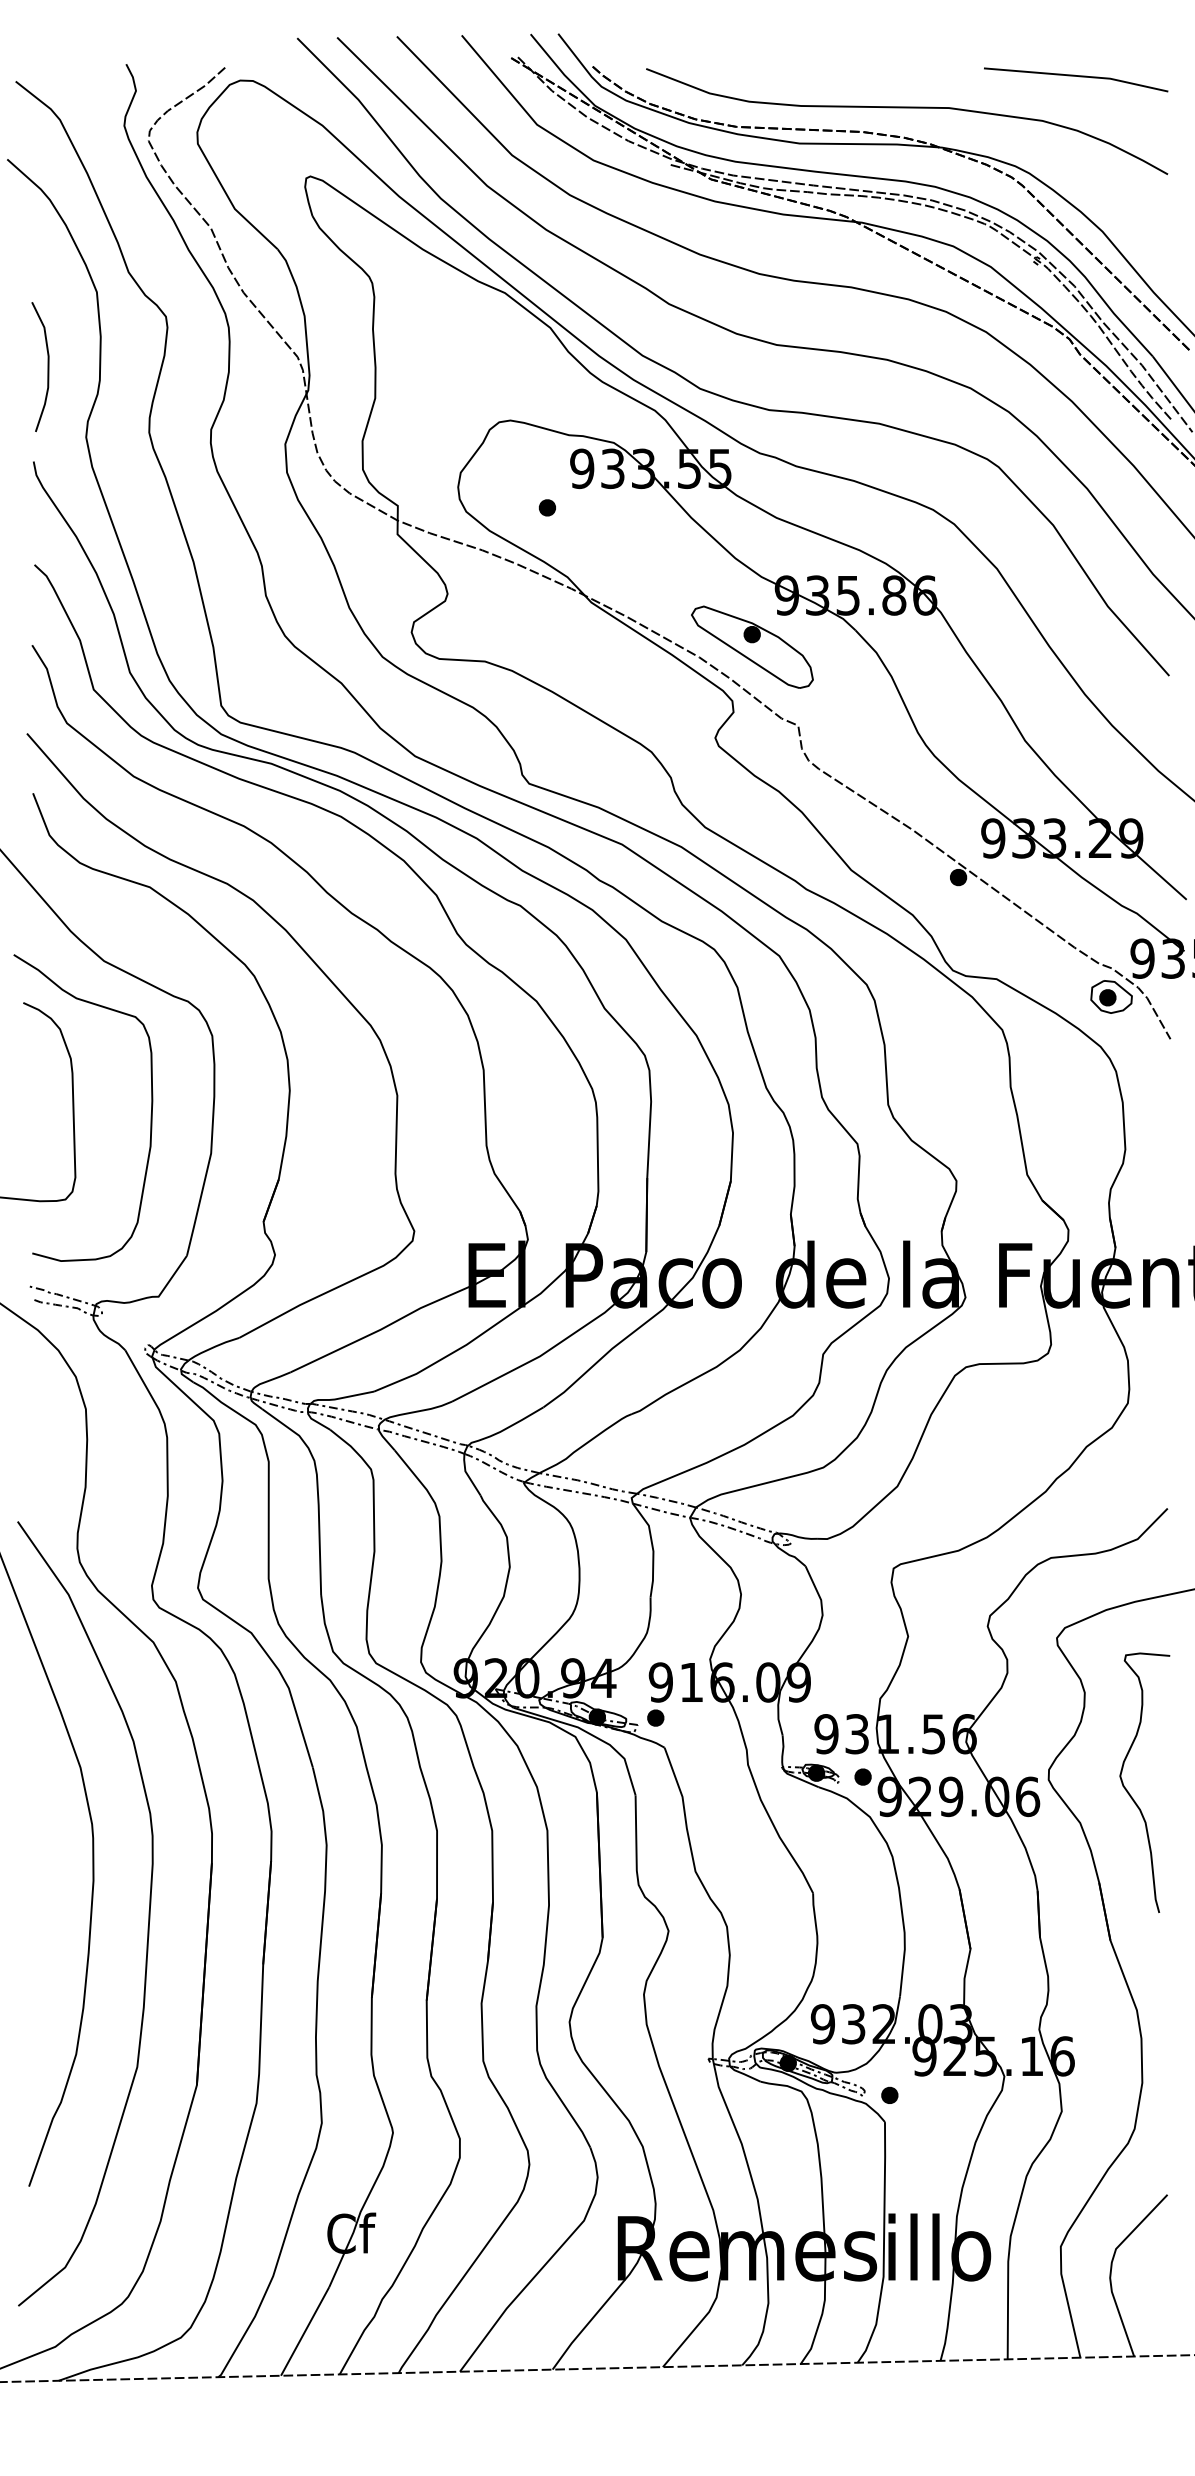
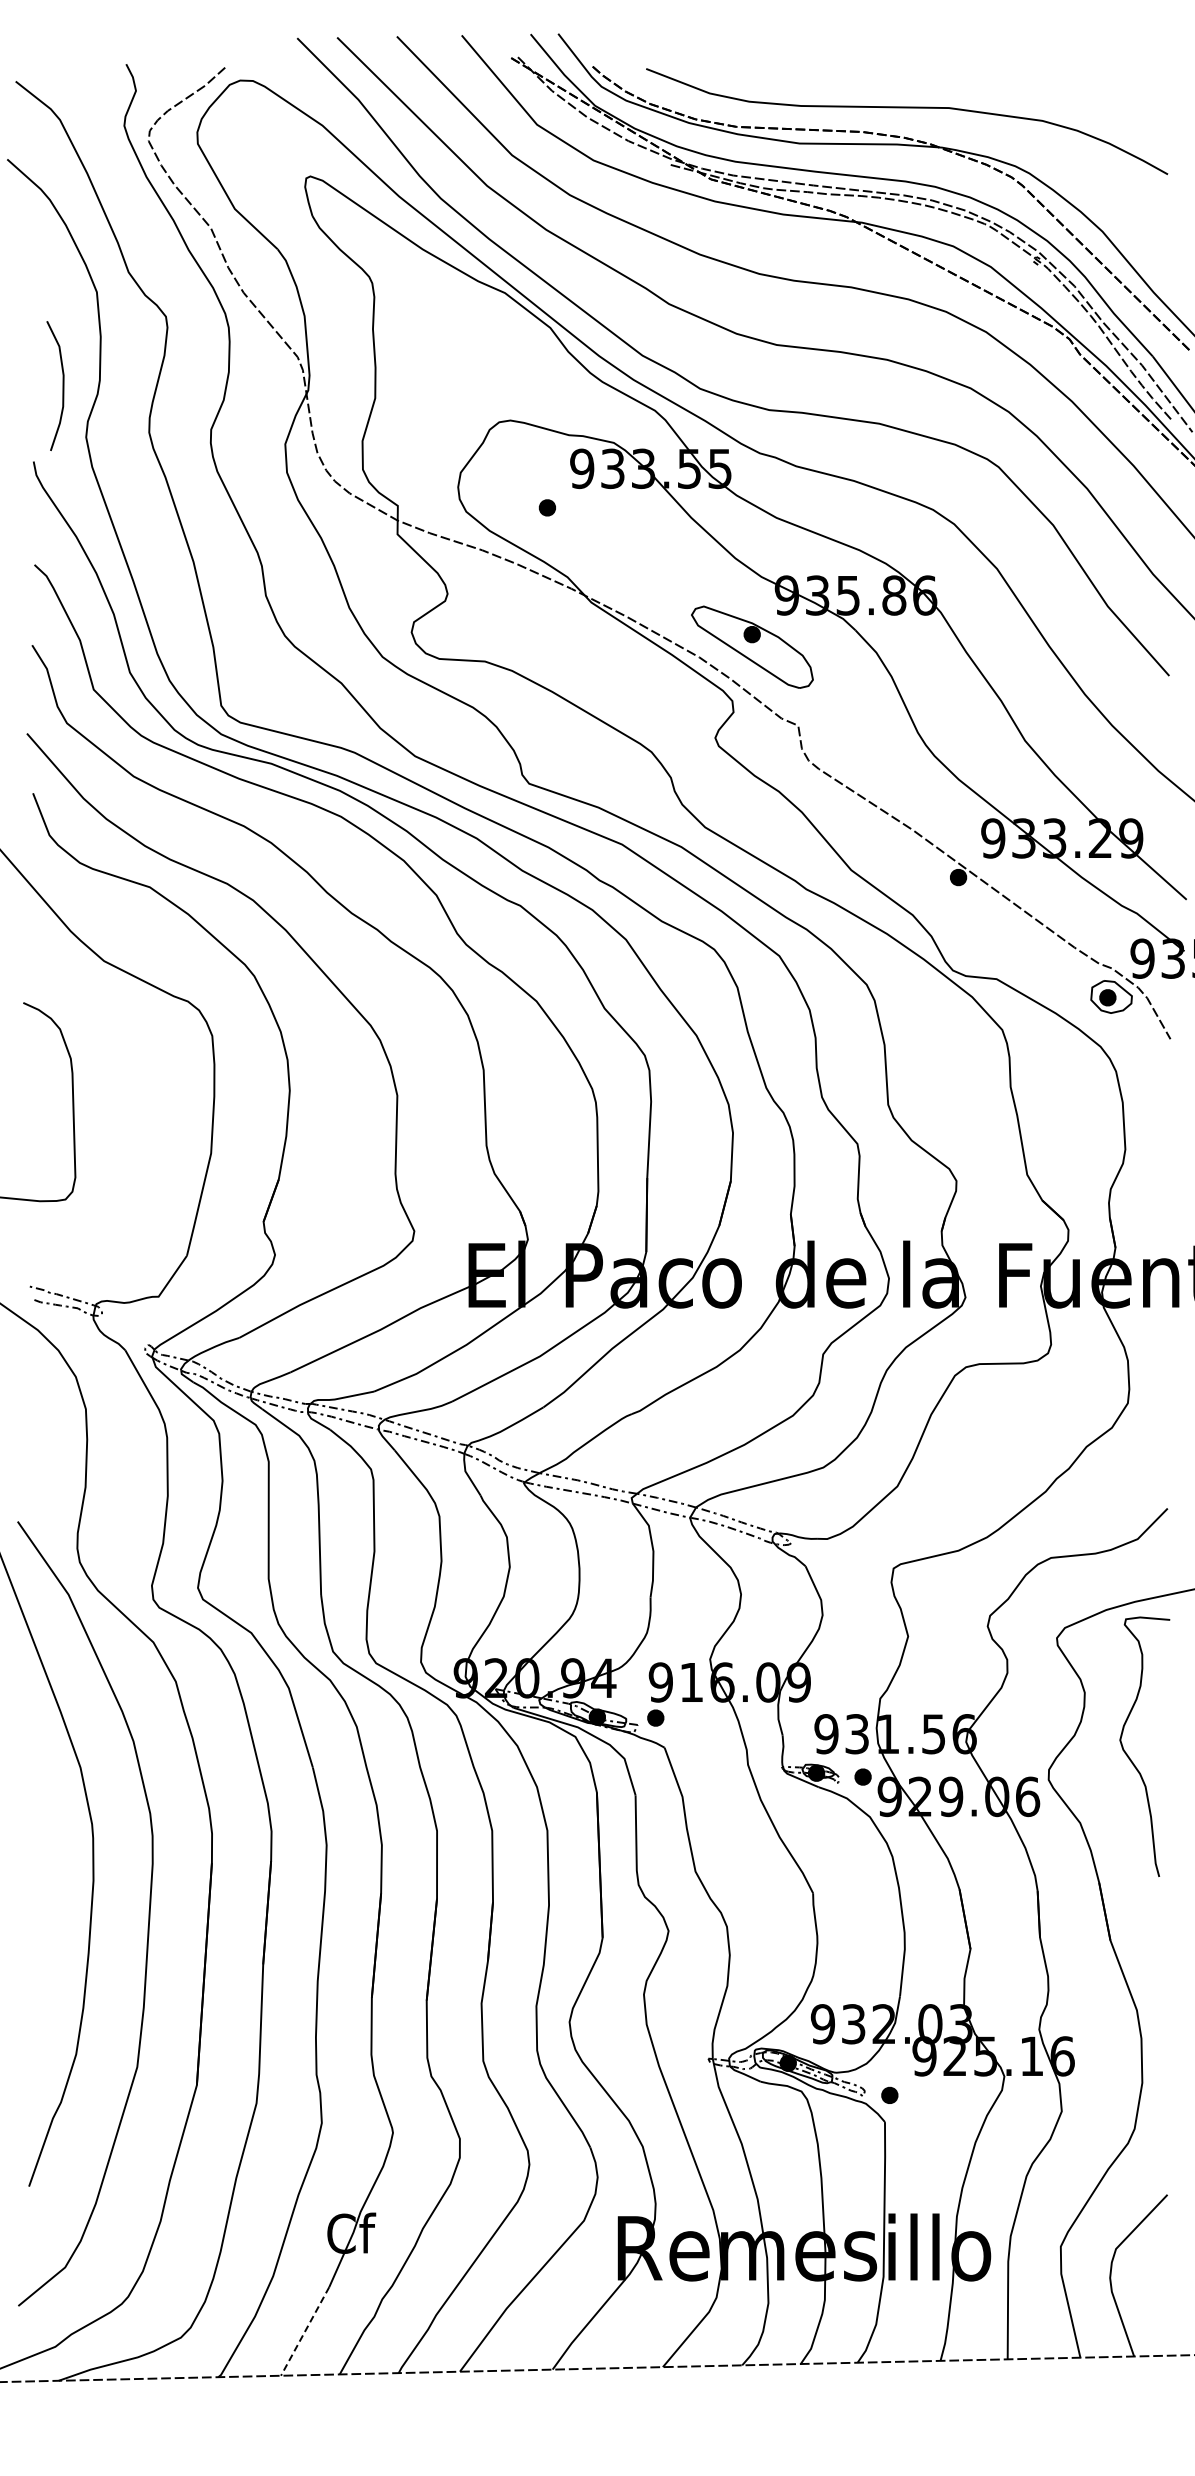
line: present -> none (1076, 76)
curve position: (47, 366) -> (62, 385) (62, 385)
curve: present -> none (150, 1114)
curve position: (1129, 1792) -> (1129, 1756) (1129, 1756)
line: solid -> dashed (304, 2331)
